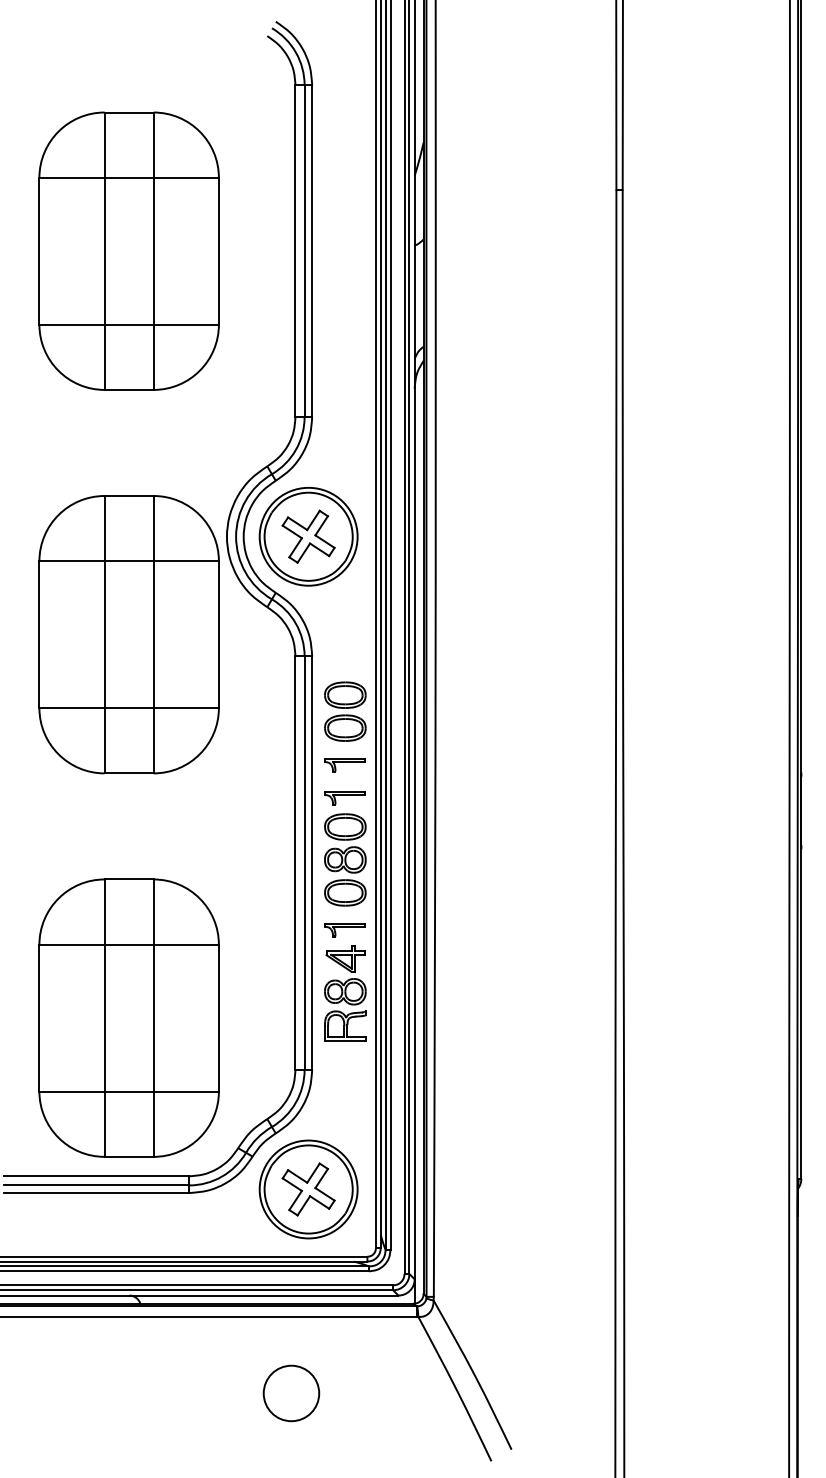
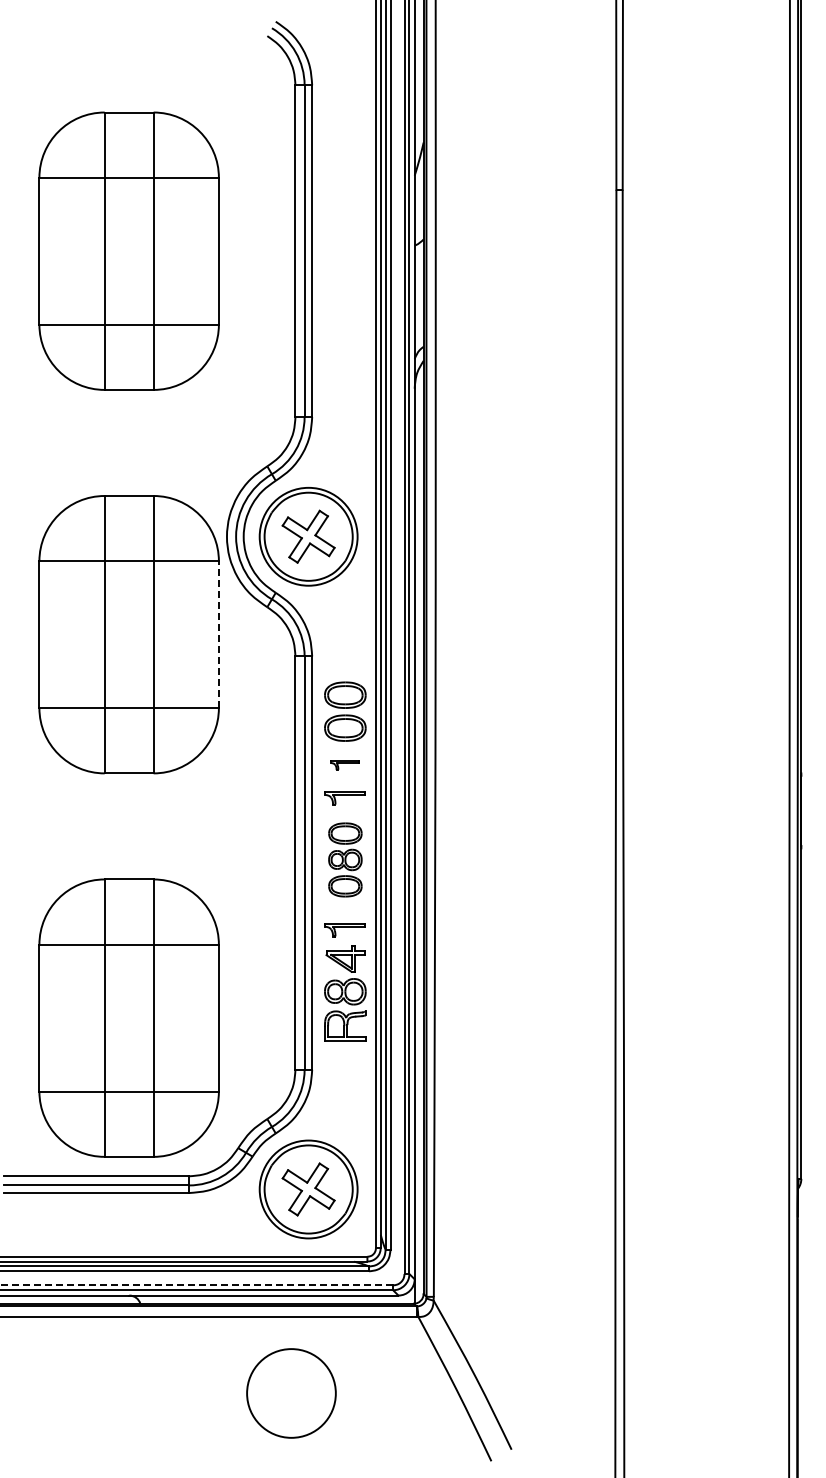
line: solid -> dashed (218, 634)
part size: 42x15 px -> 30x11 px (344, 765)
part size: 43x94 px -> 35x76 px (345, 859)
line: solid -> dashed (196, 1285)
circle diameter: 55 px -> 89 px (291, 1393)
